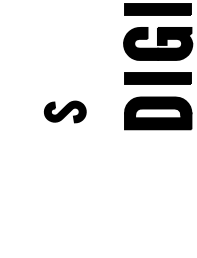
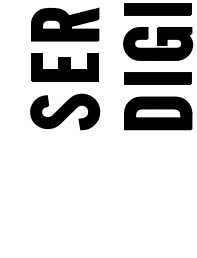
part: none -> present (65, 24)
part: none -> present (64, 67)
part size: 43x24 px -> 71x38 px (65, 111)
